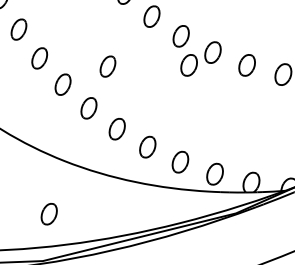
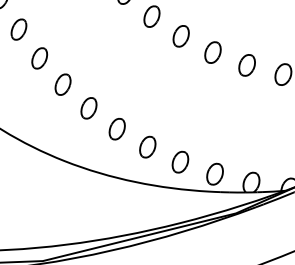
part: present -> none (188, 65)
part: present -> none (107, 66)
part: present -> none (48, 214)
